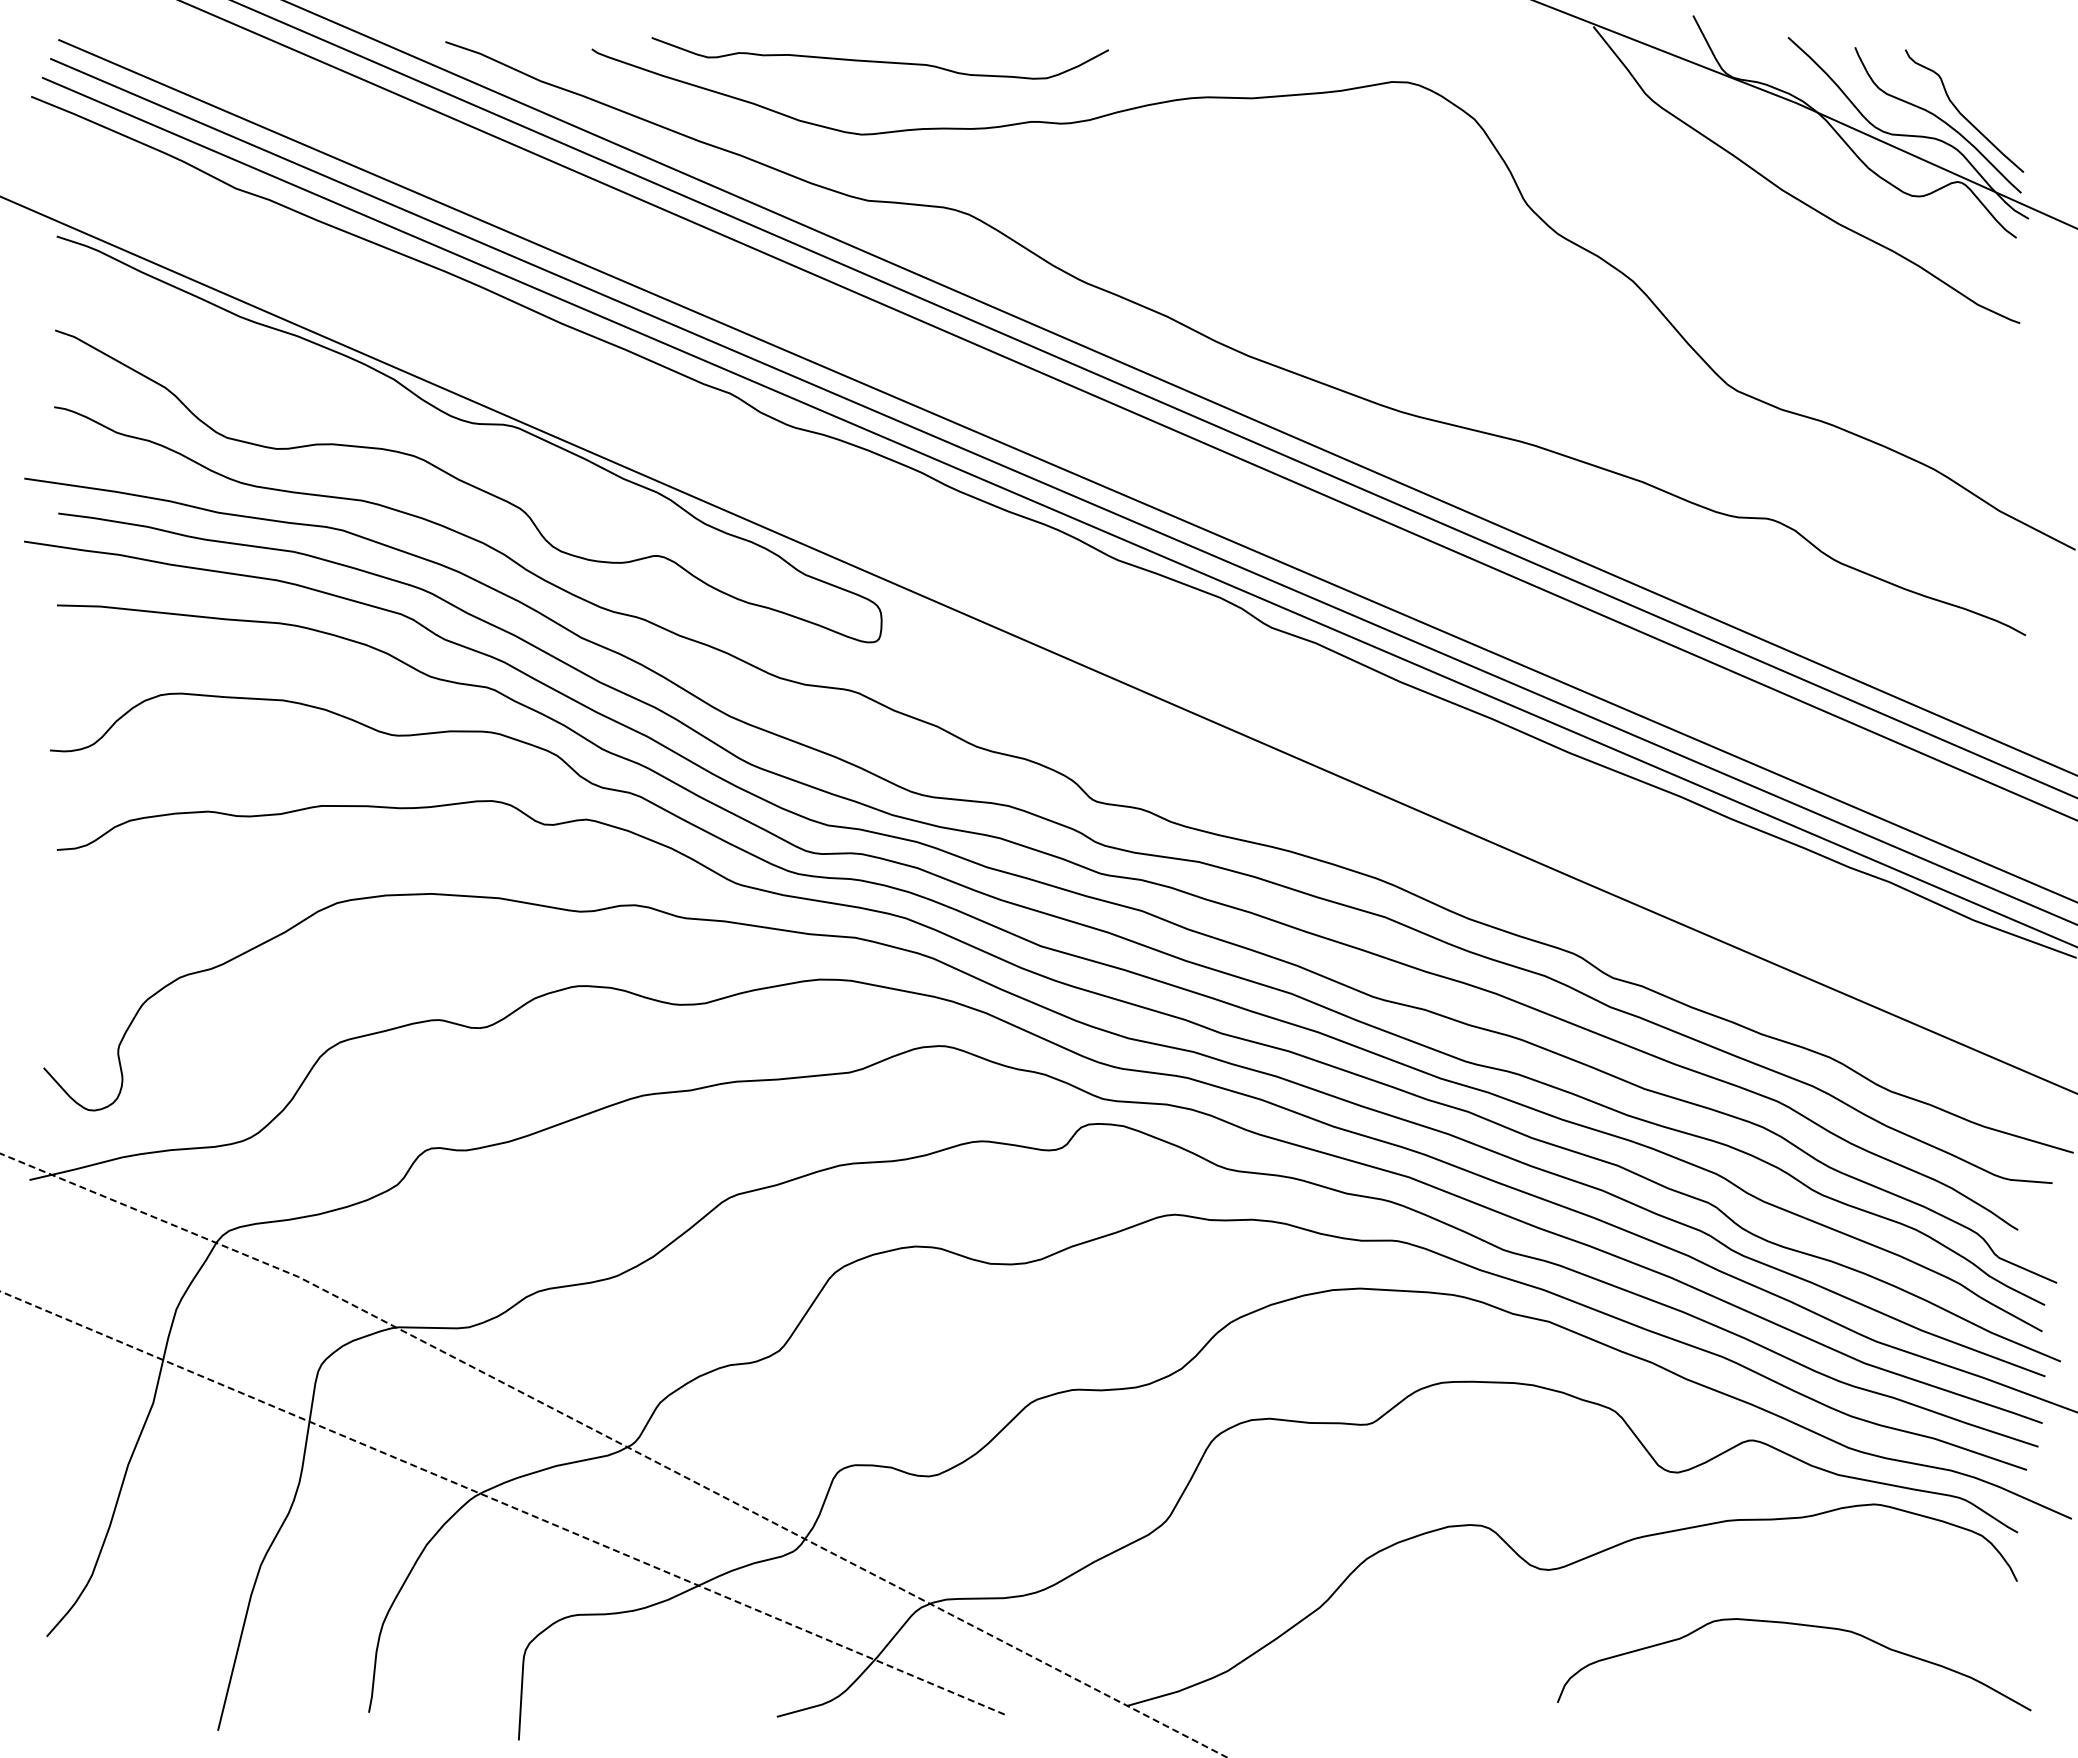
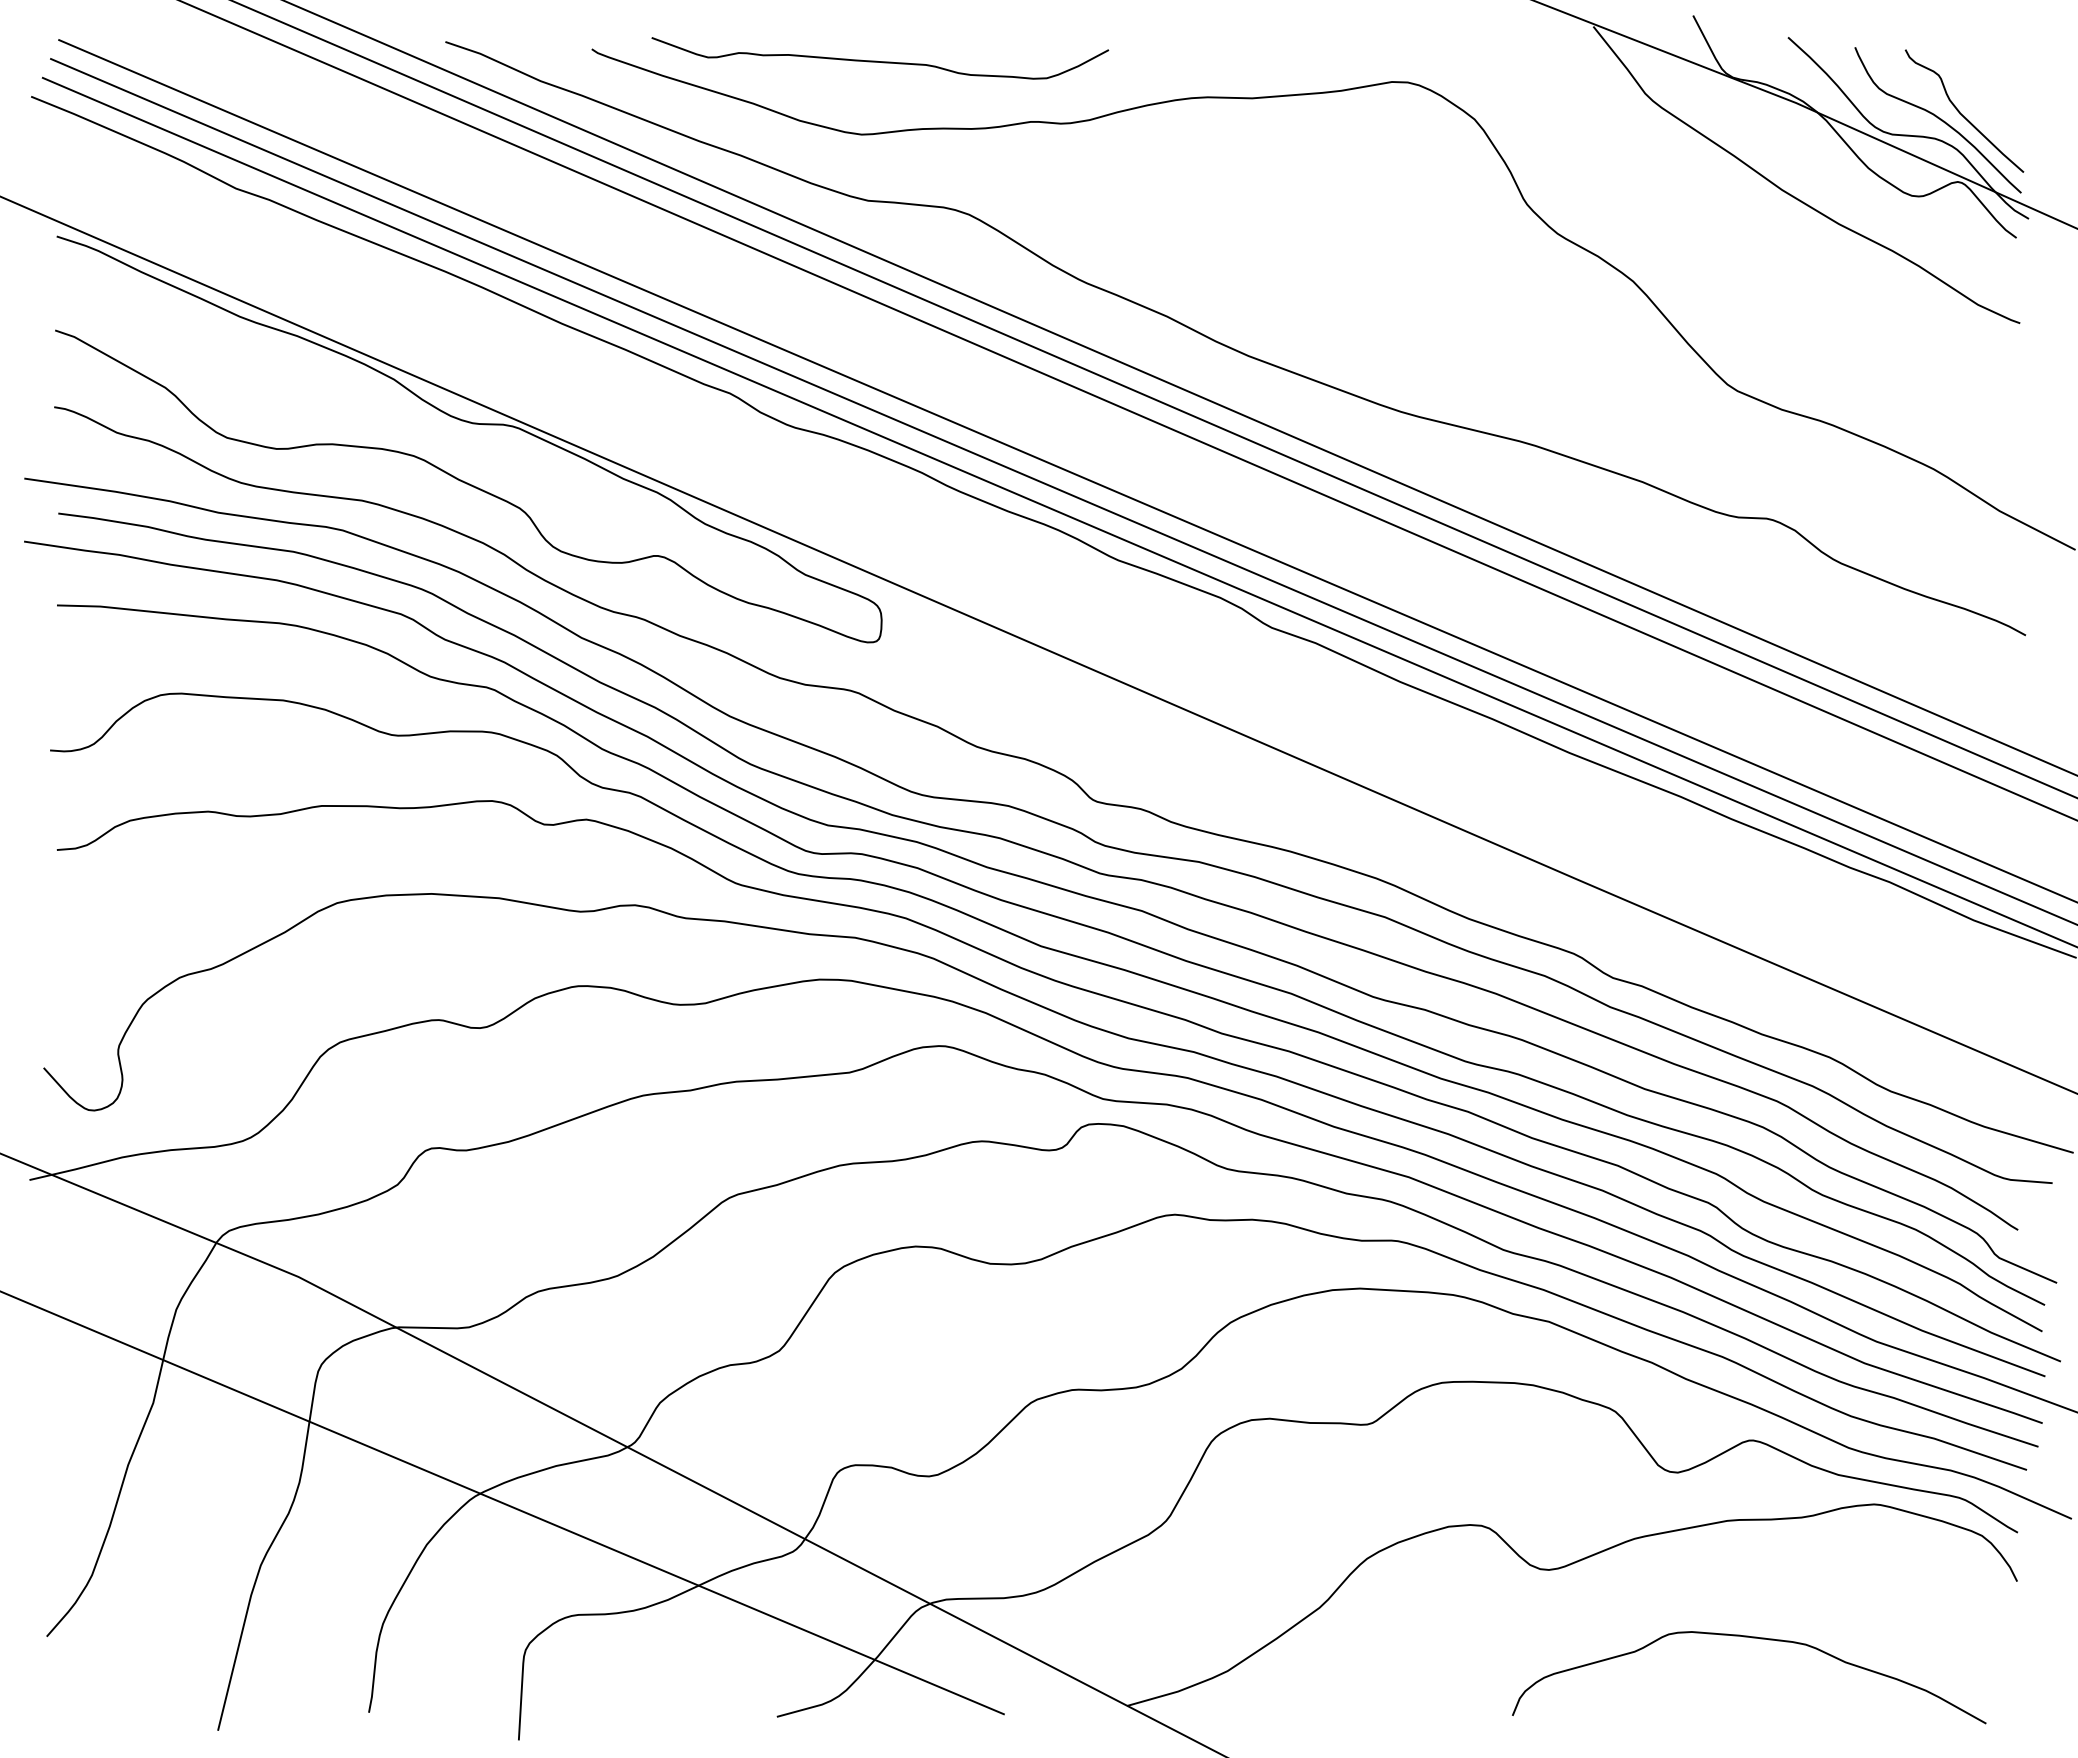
line: dashed -> solid (619, 1442)
line: dashed -> solid (501, 1502)
curve position: (1797, 1625) -> (1752, 1638) (1752, 1638)
